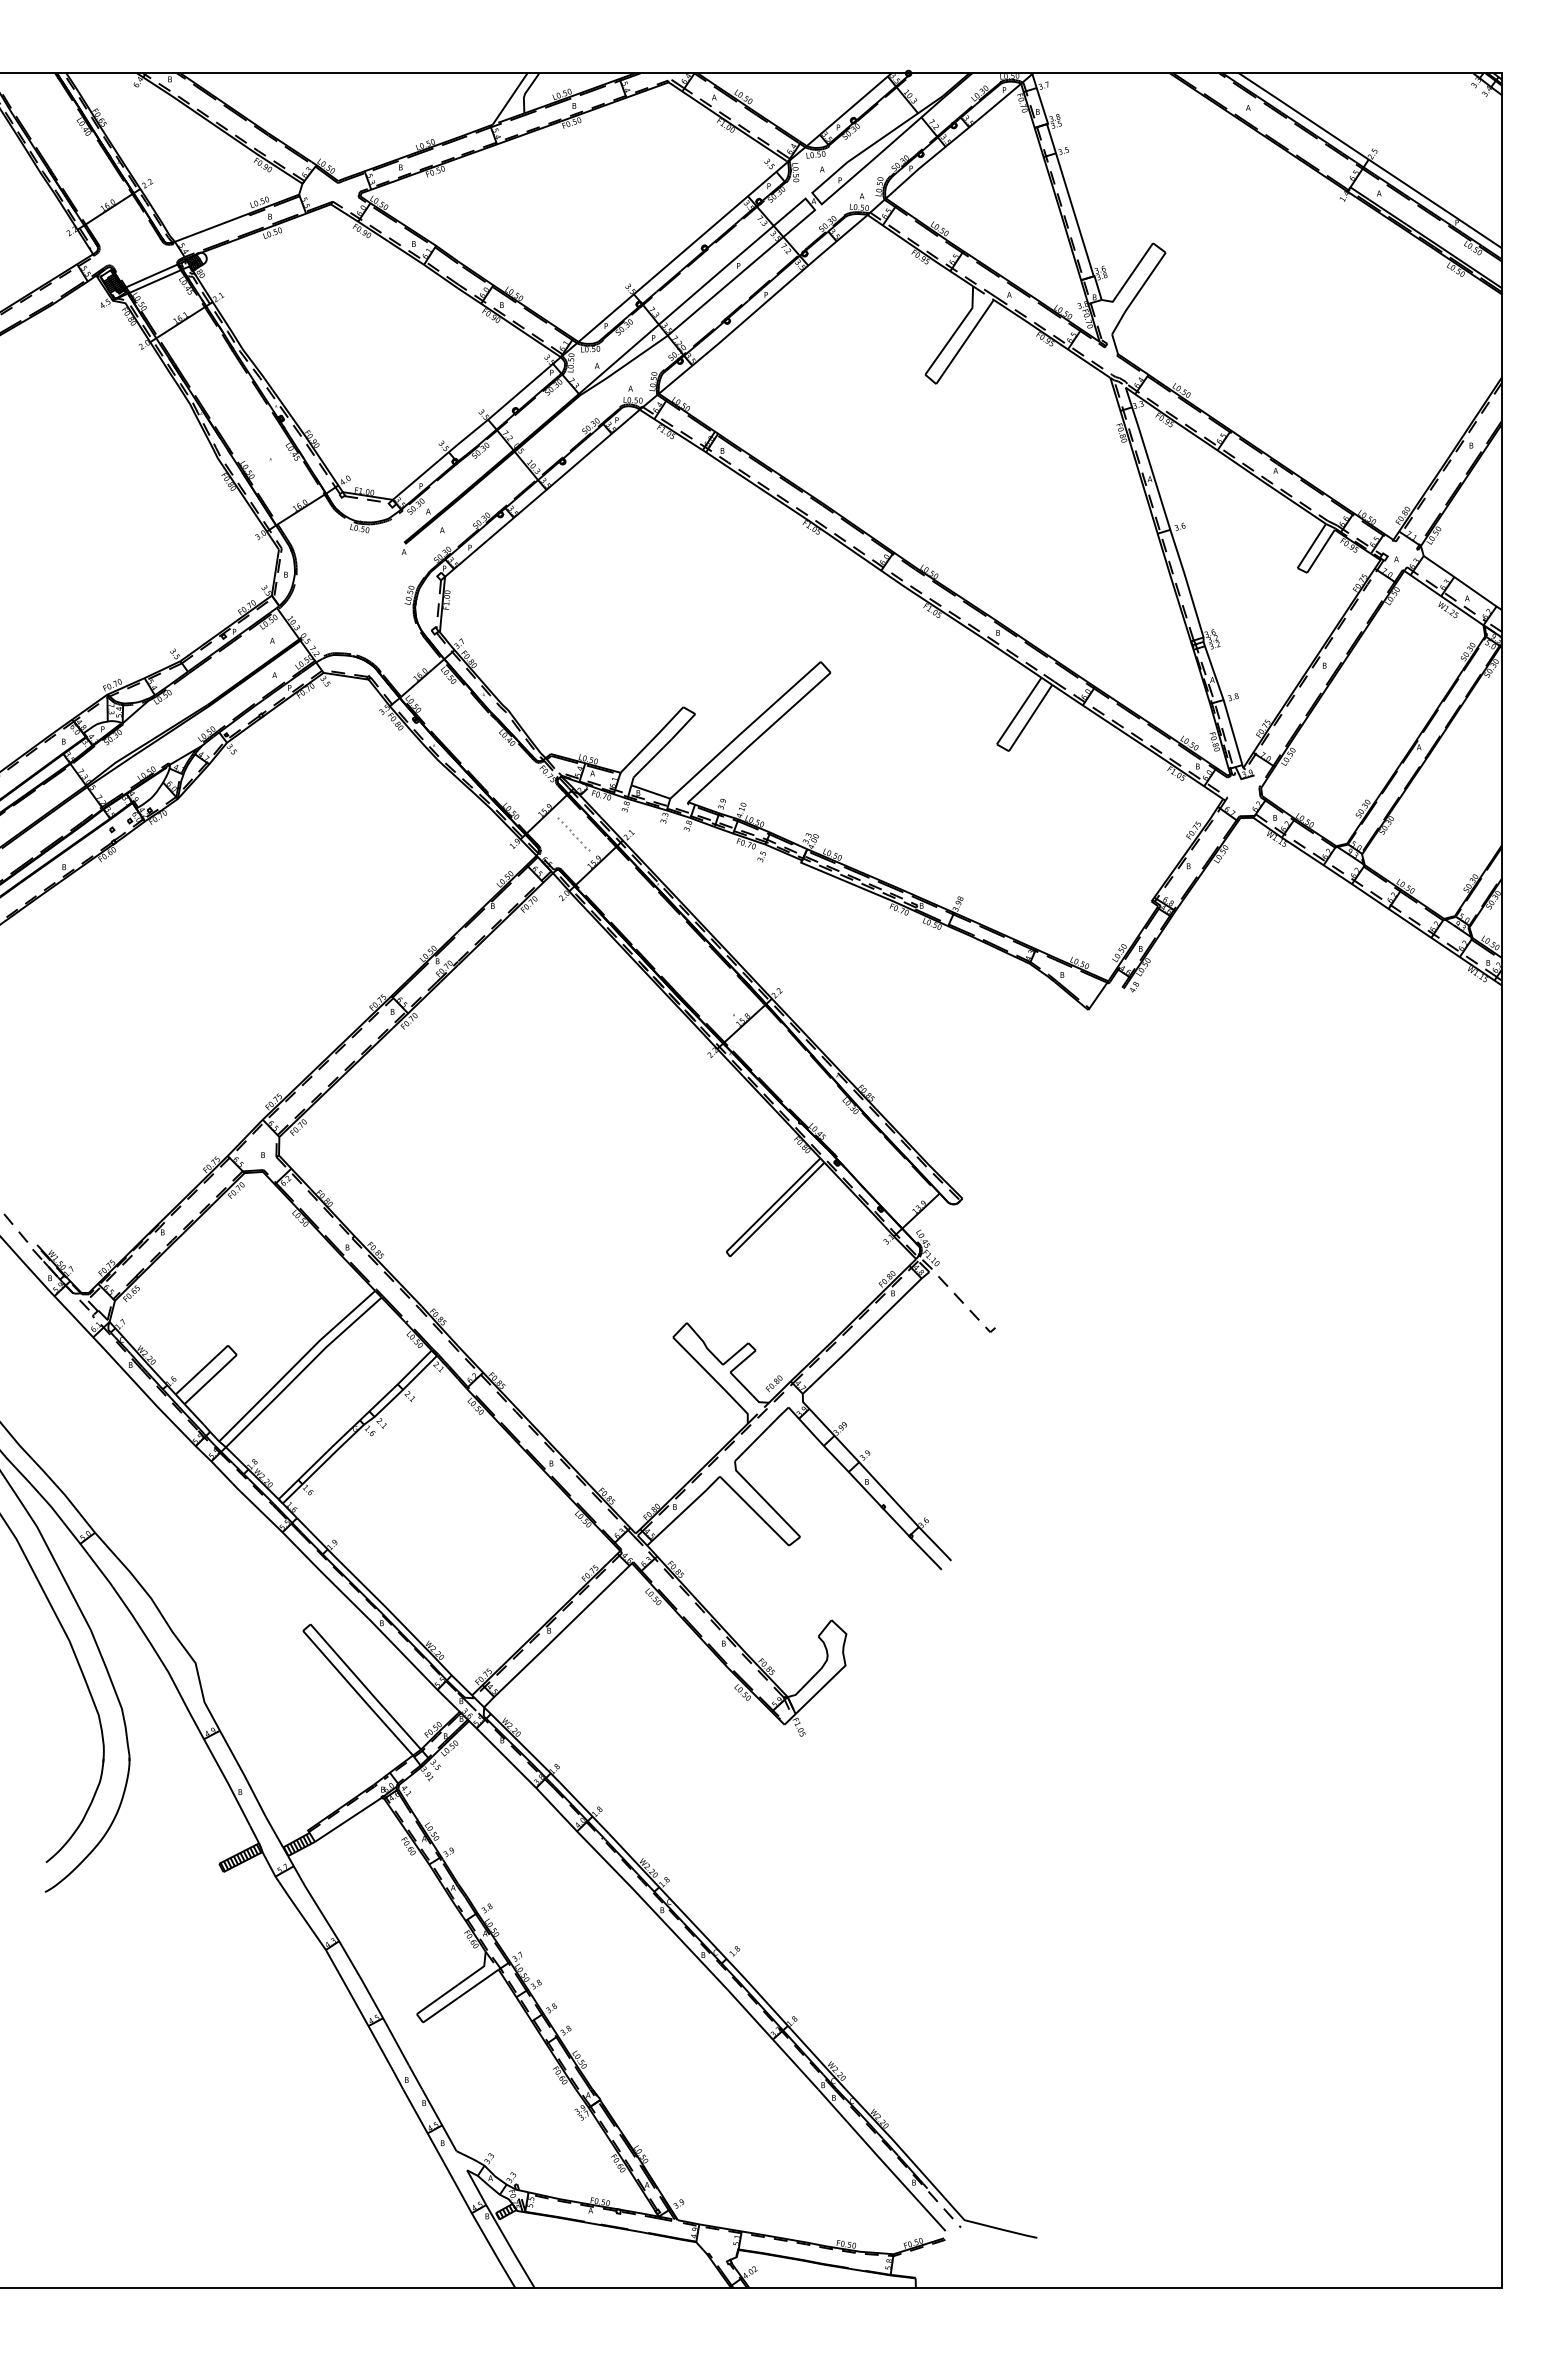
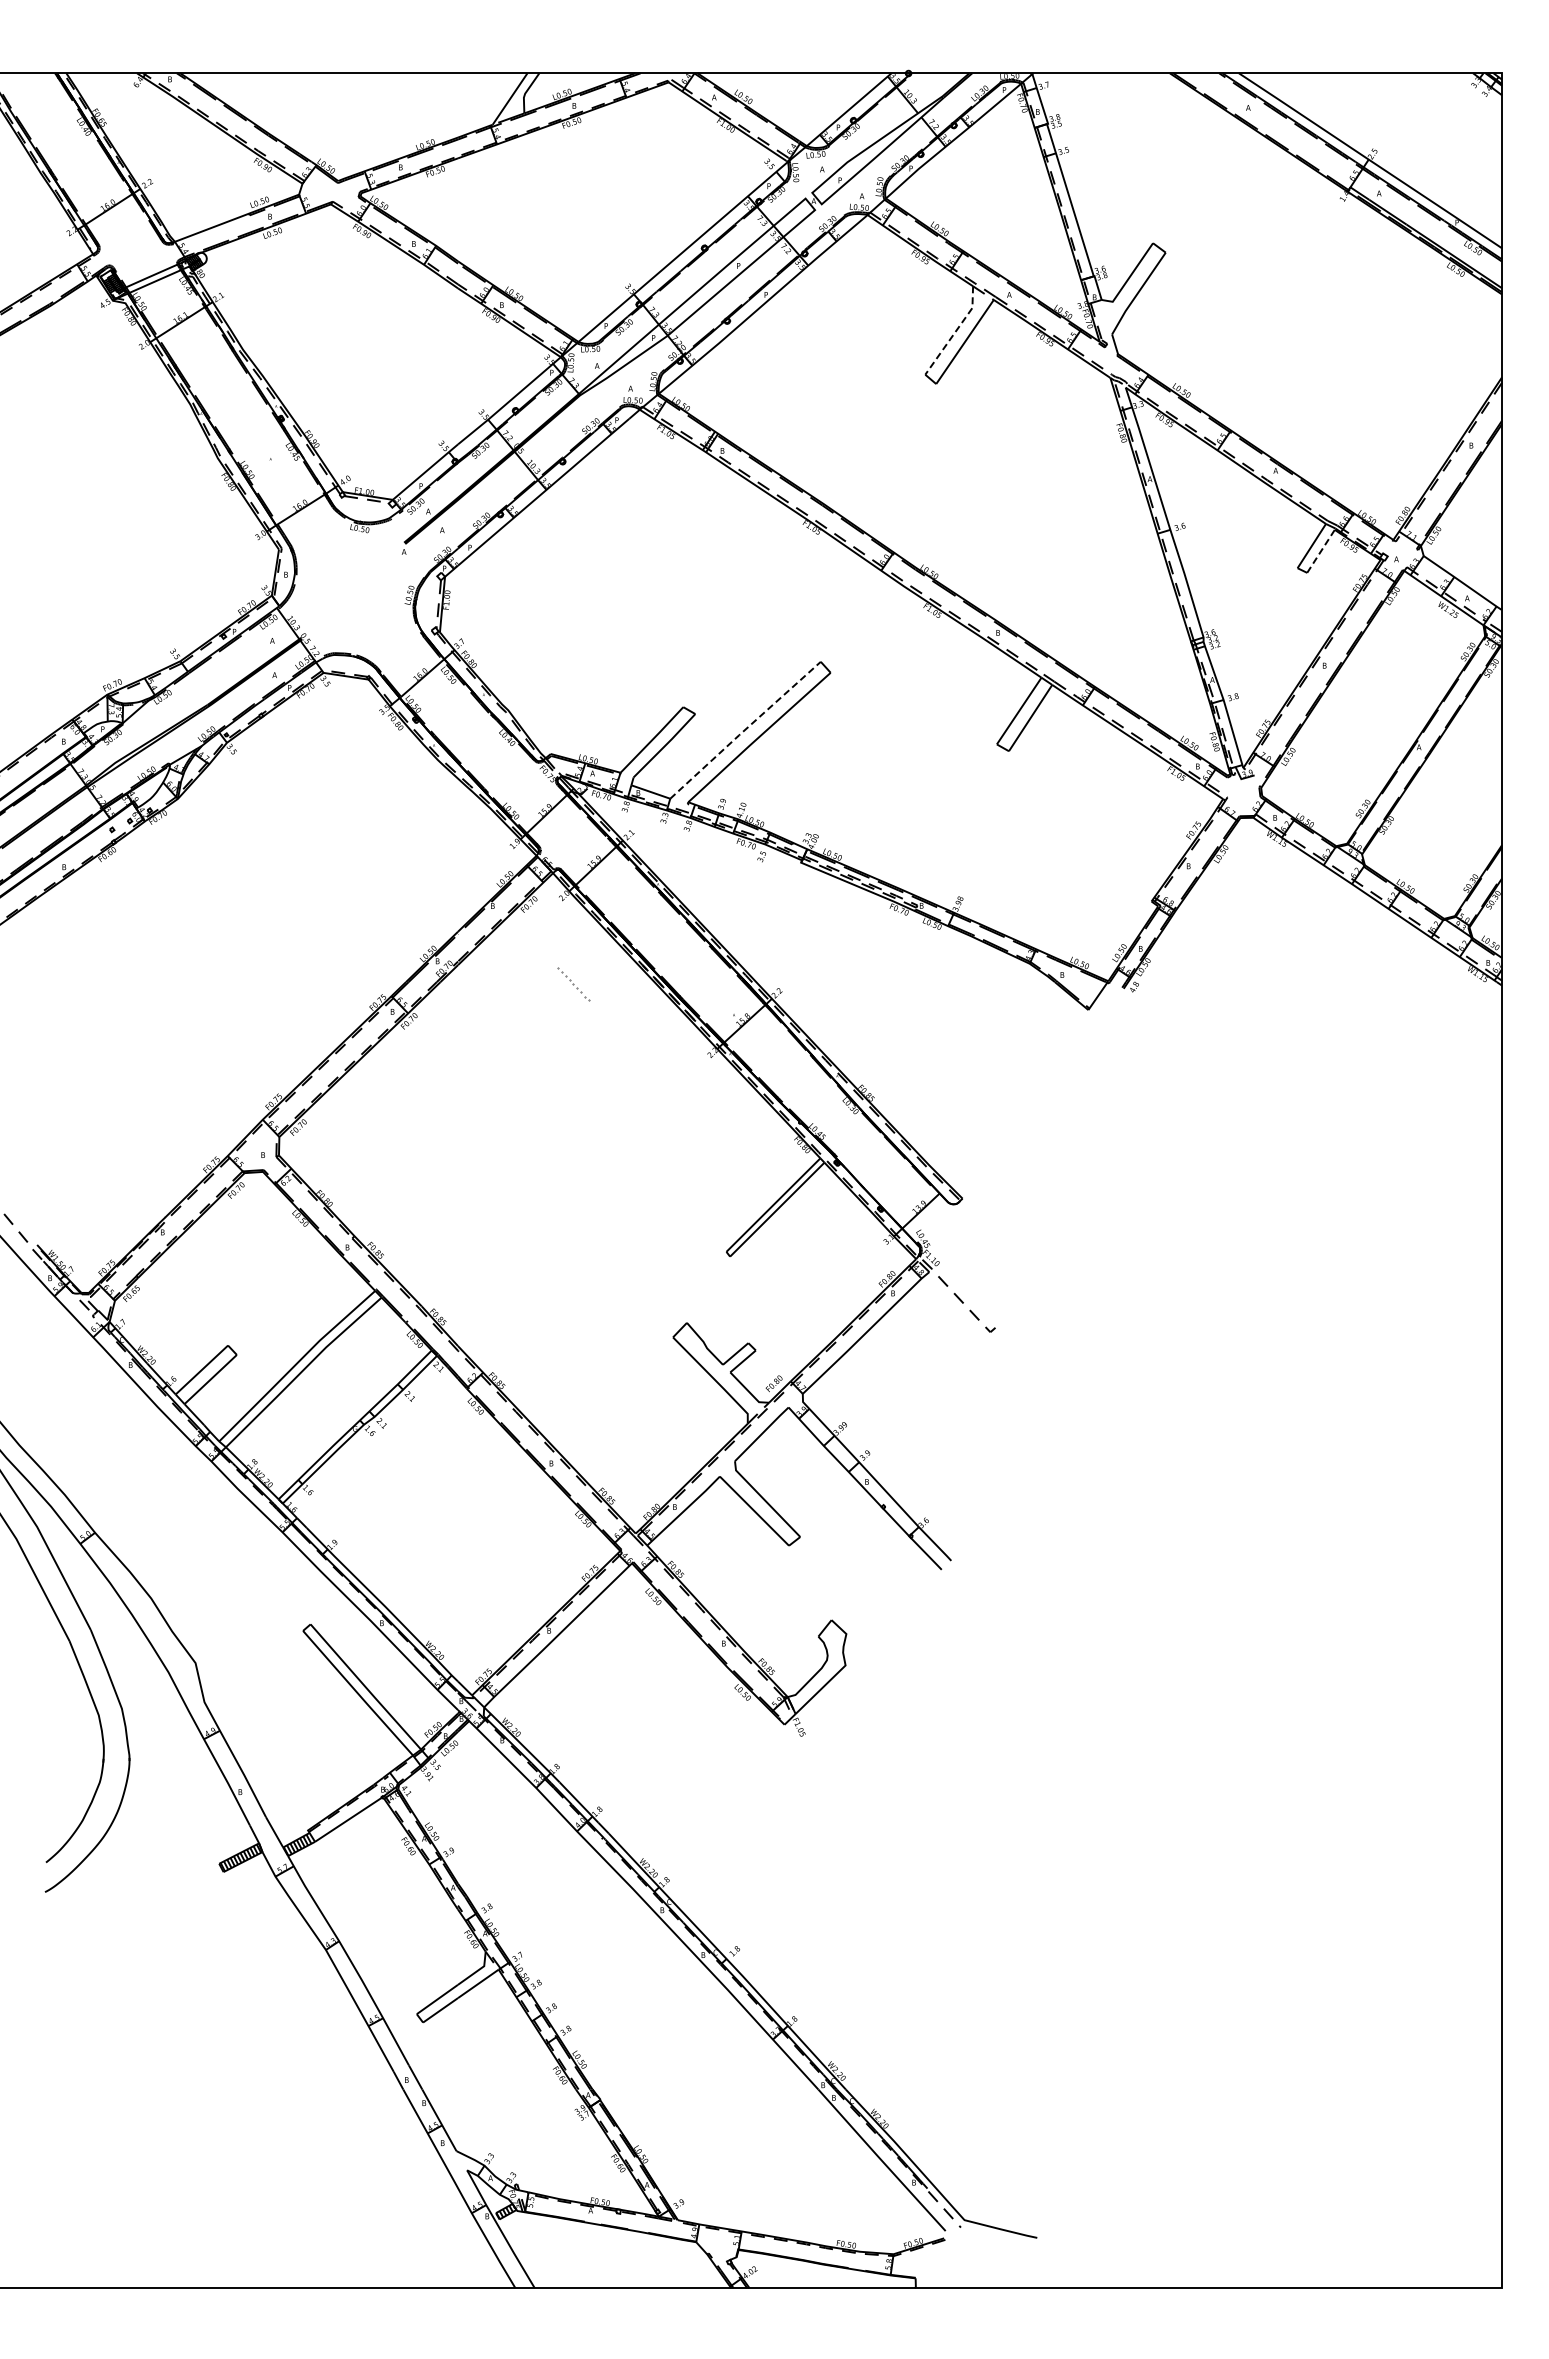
line: solid -> dashed (955, 332)
line: solid -> dashed (1321, 551)
line: solid -> dashed (745, 729)
part position: (573, 834) -> (573, 984) (573, 984)
